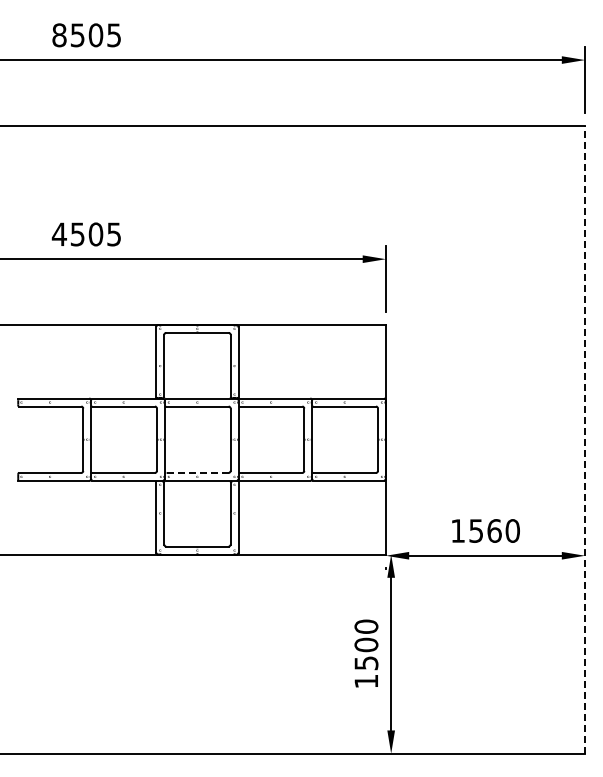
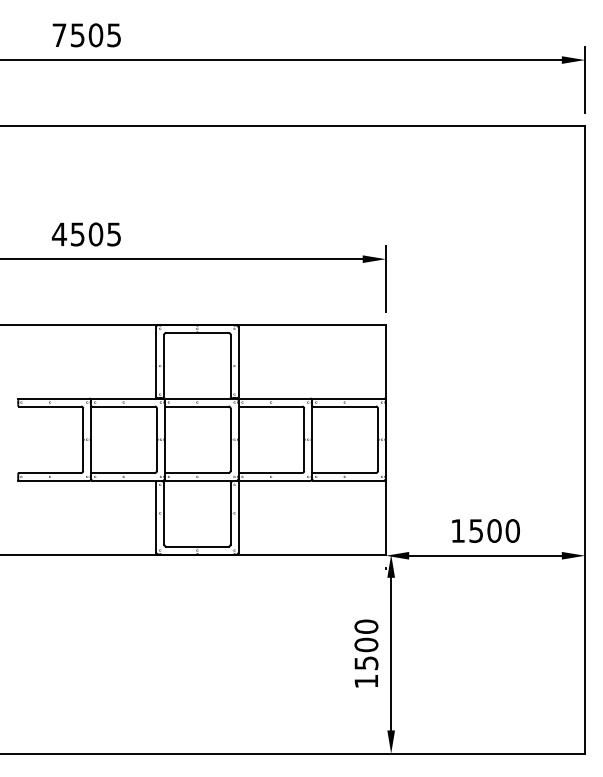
text: 8505 -> 7505 (59, 35)
line: dashed -> solid (585, 439)
line: dashed -> solid (196, 472)
text: 1560 -> 1500 (494, 530)
